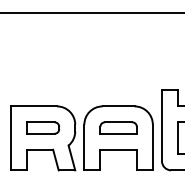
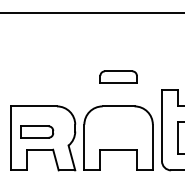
part position: (43, 127) -> (37, 131) (37, 131)
part position: (118, 127) -> (118, 76) (118, 76)
